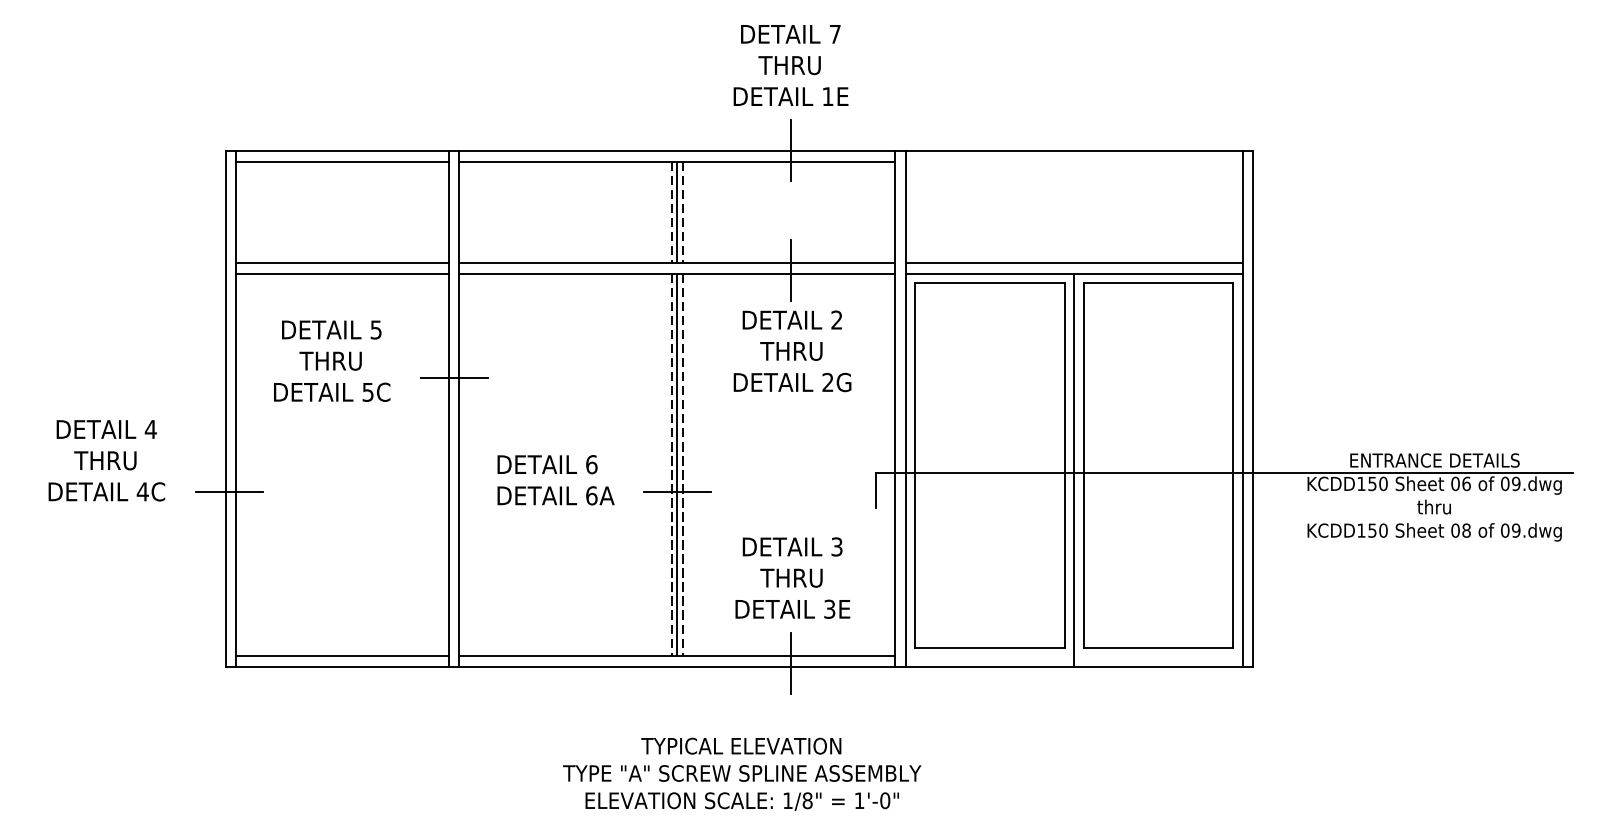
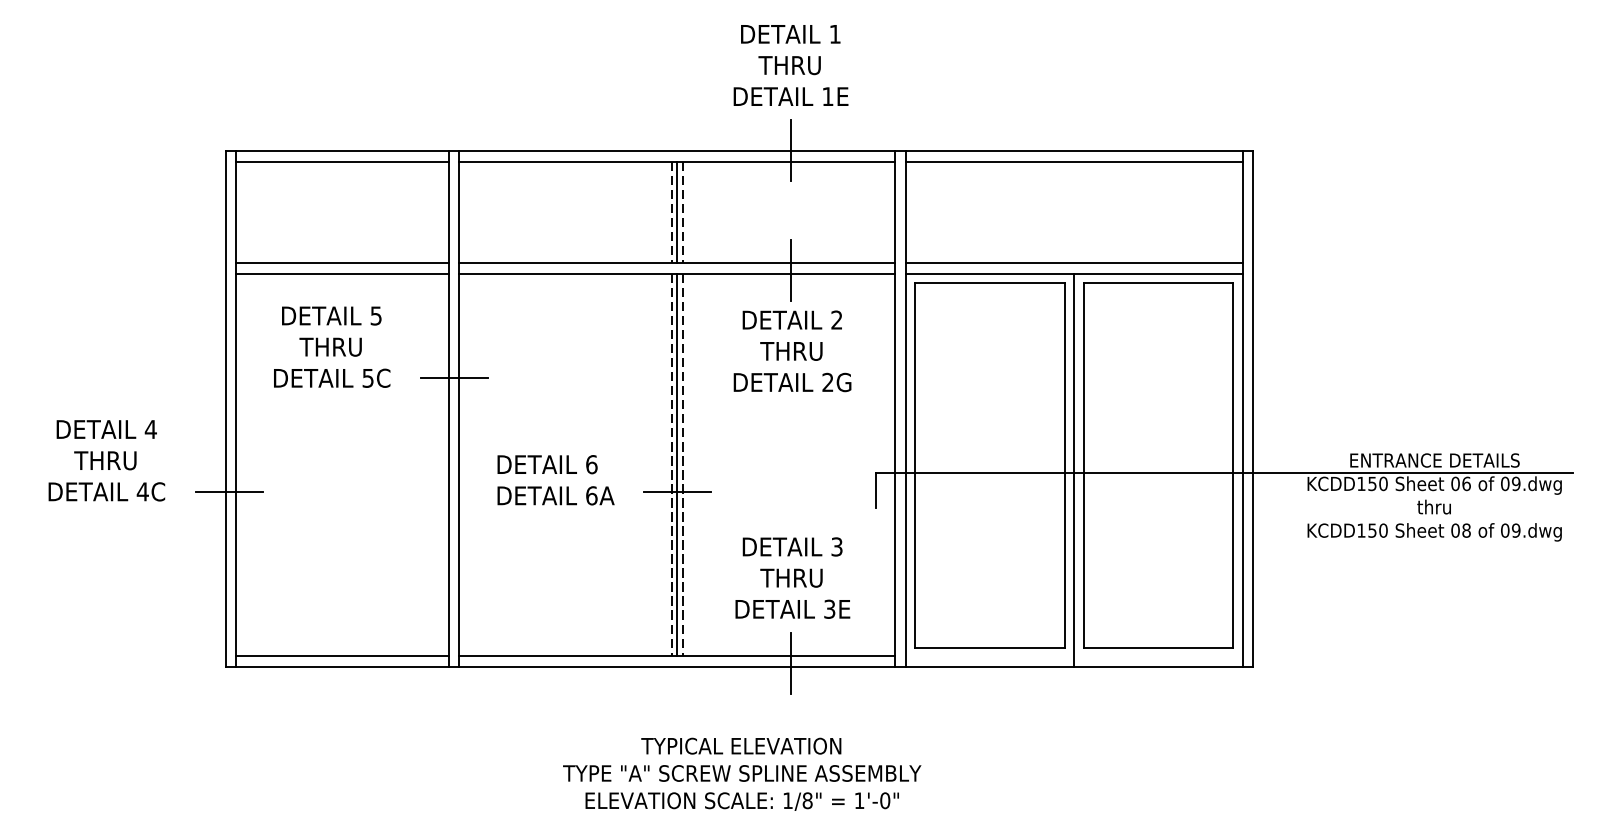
text: 7 -> 1 (834, 34)
line: none -> present (1073, 161)
text position: (332, 360) -> (332, 346) (332, 346)
